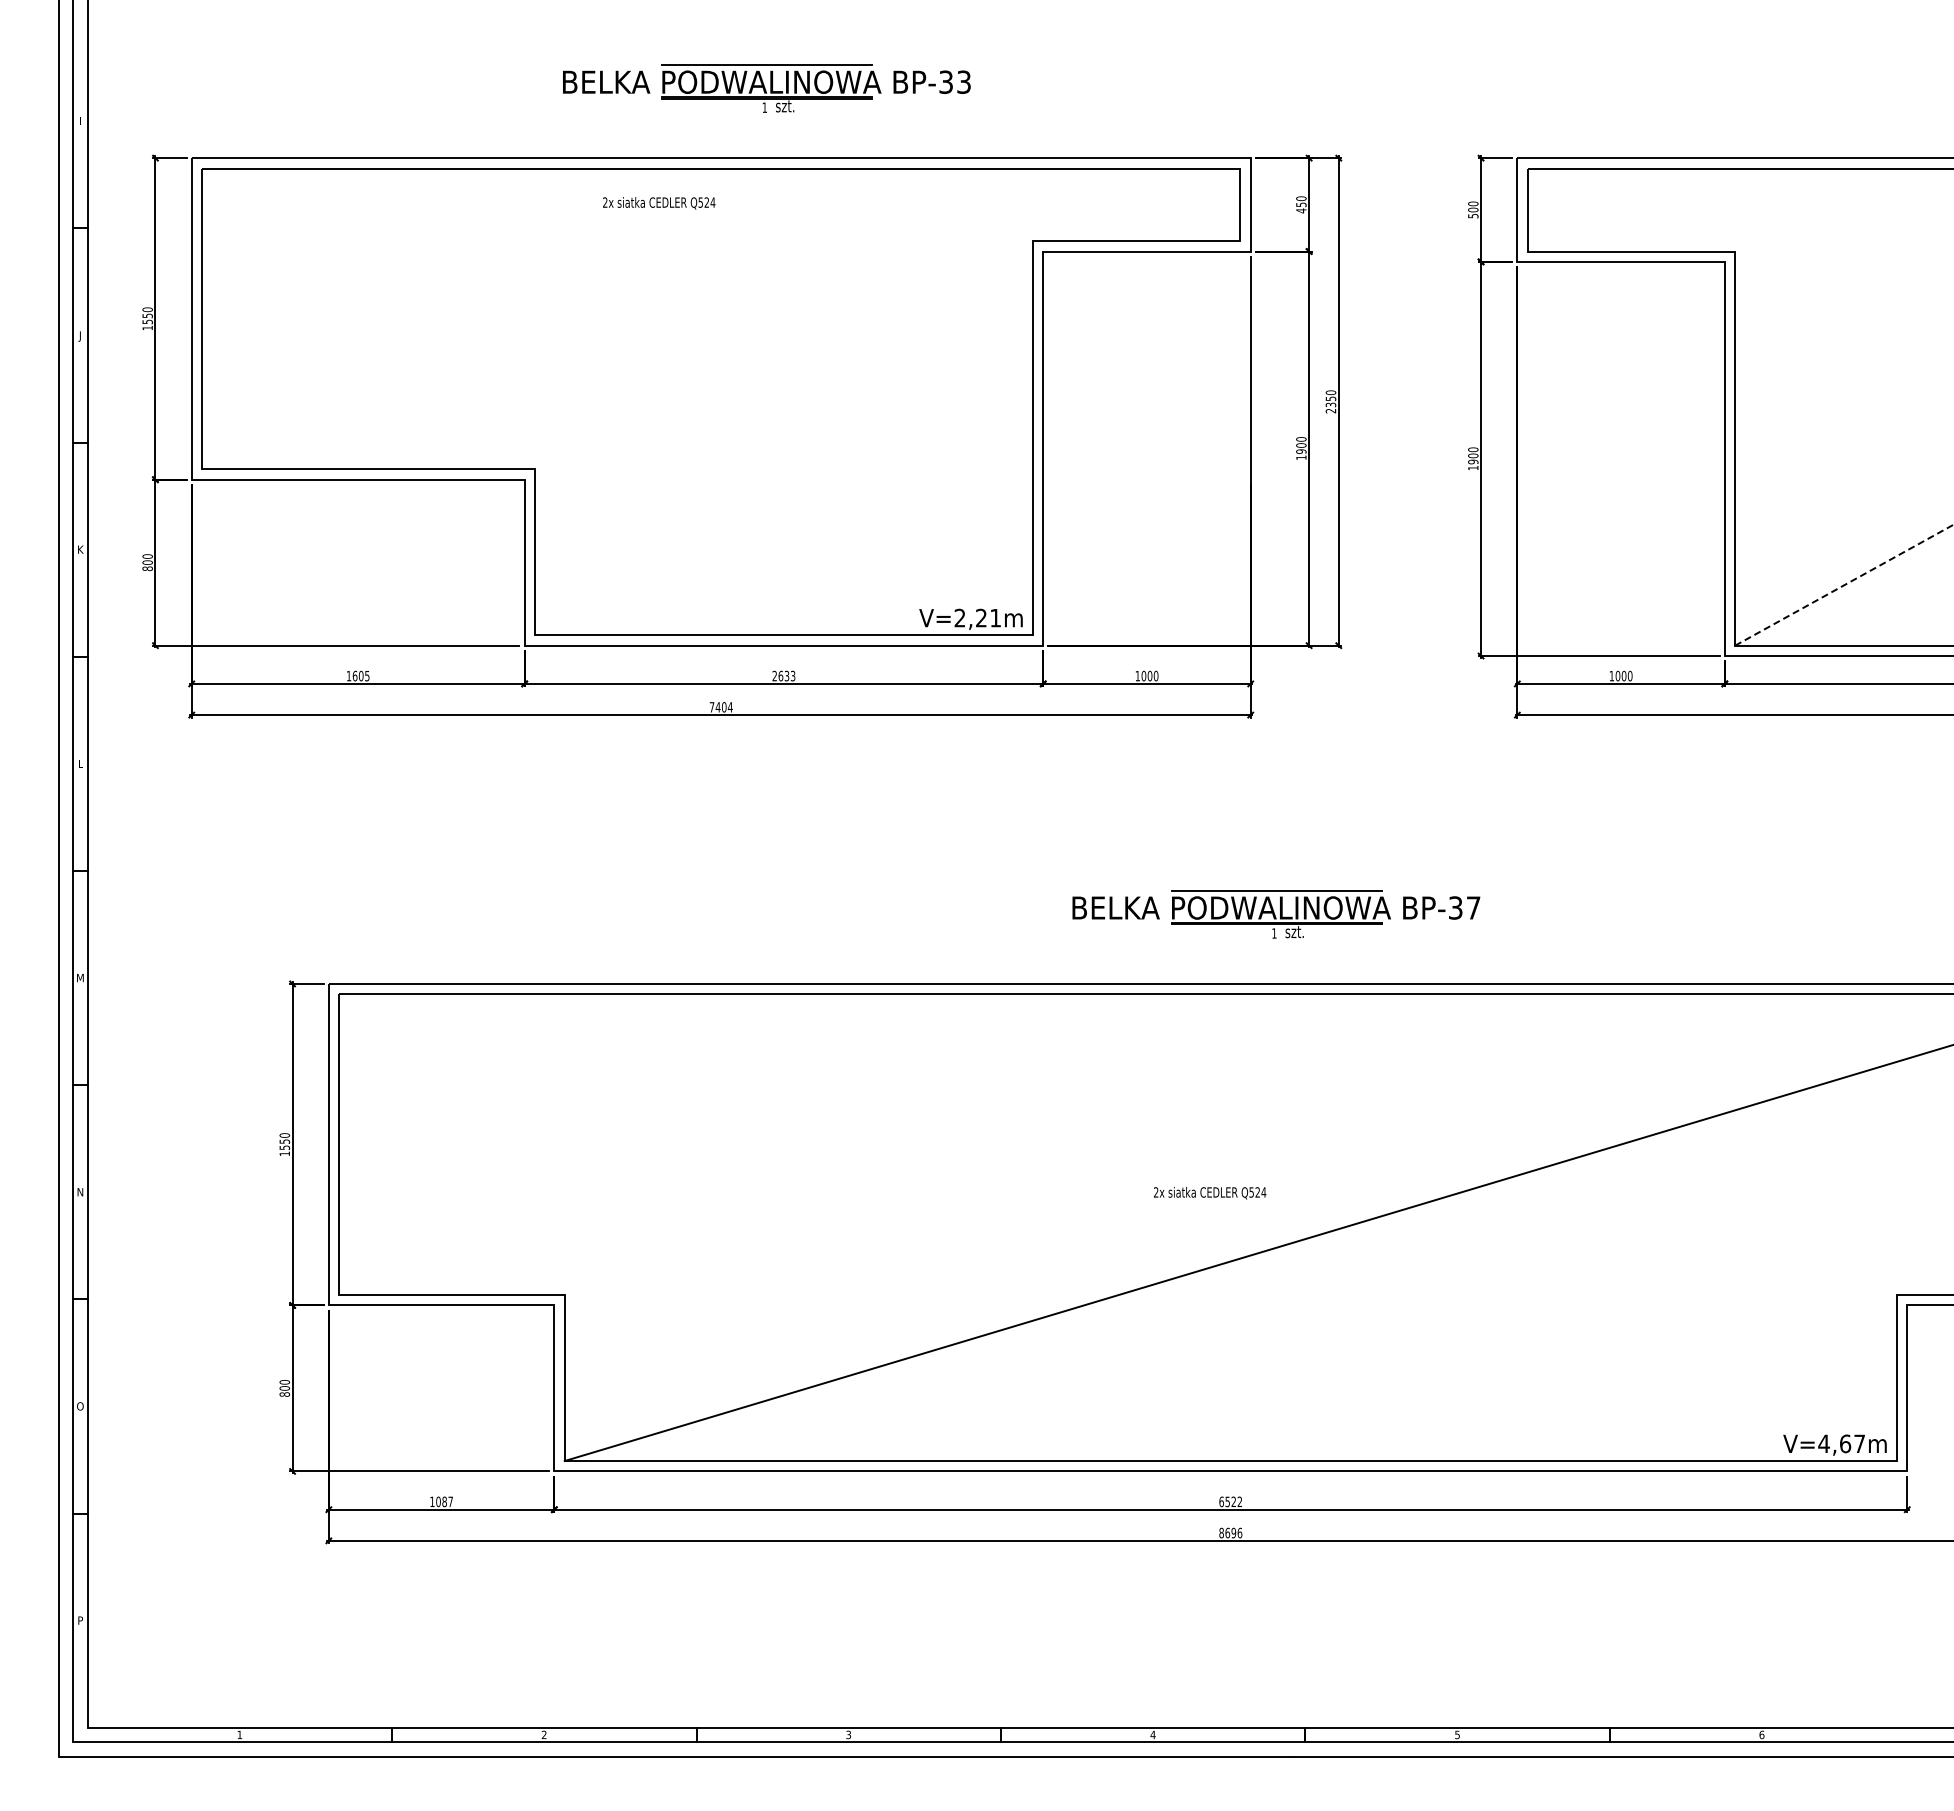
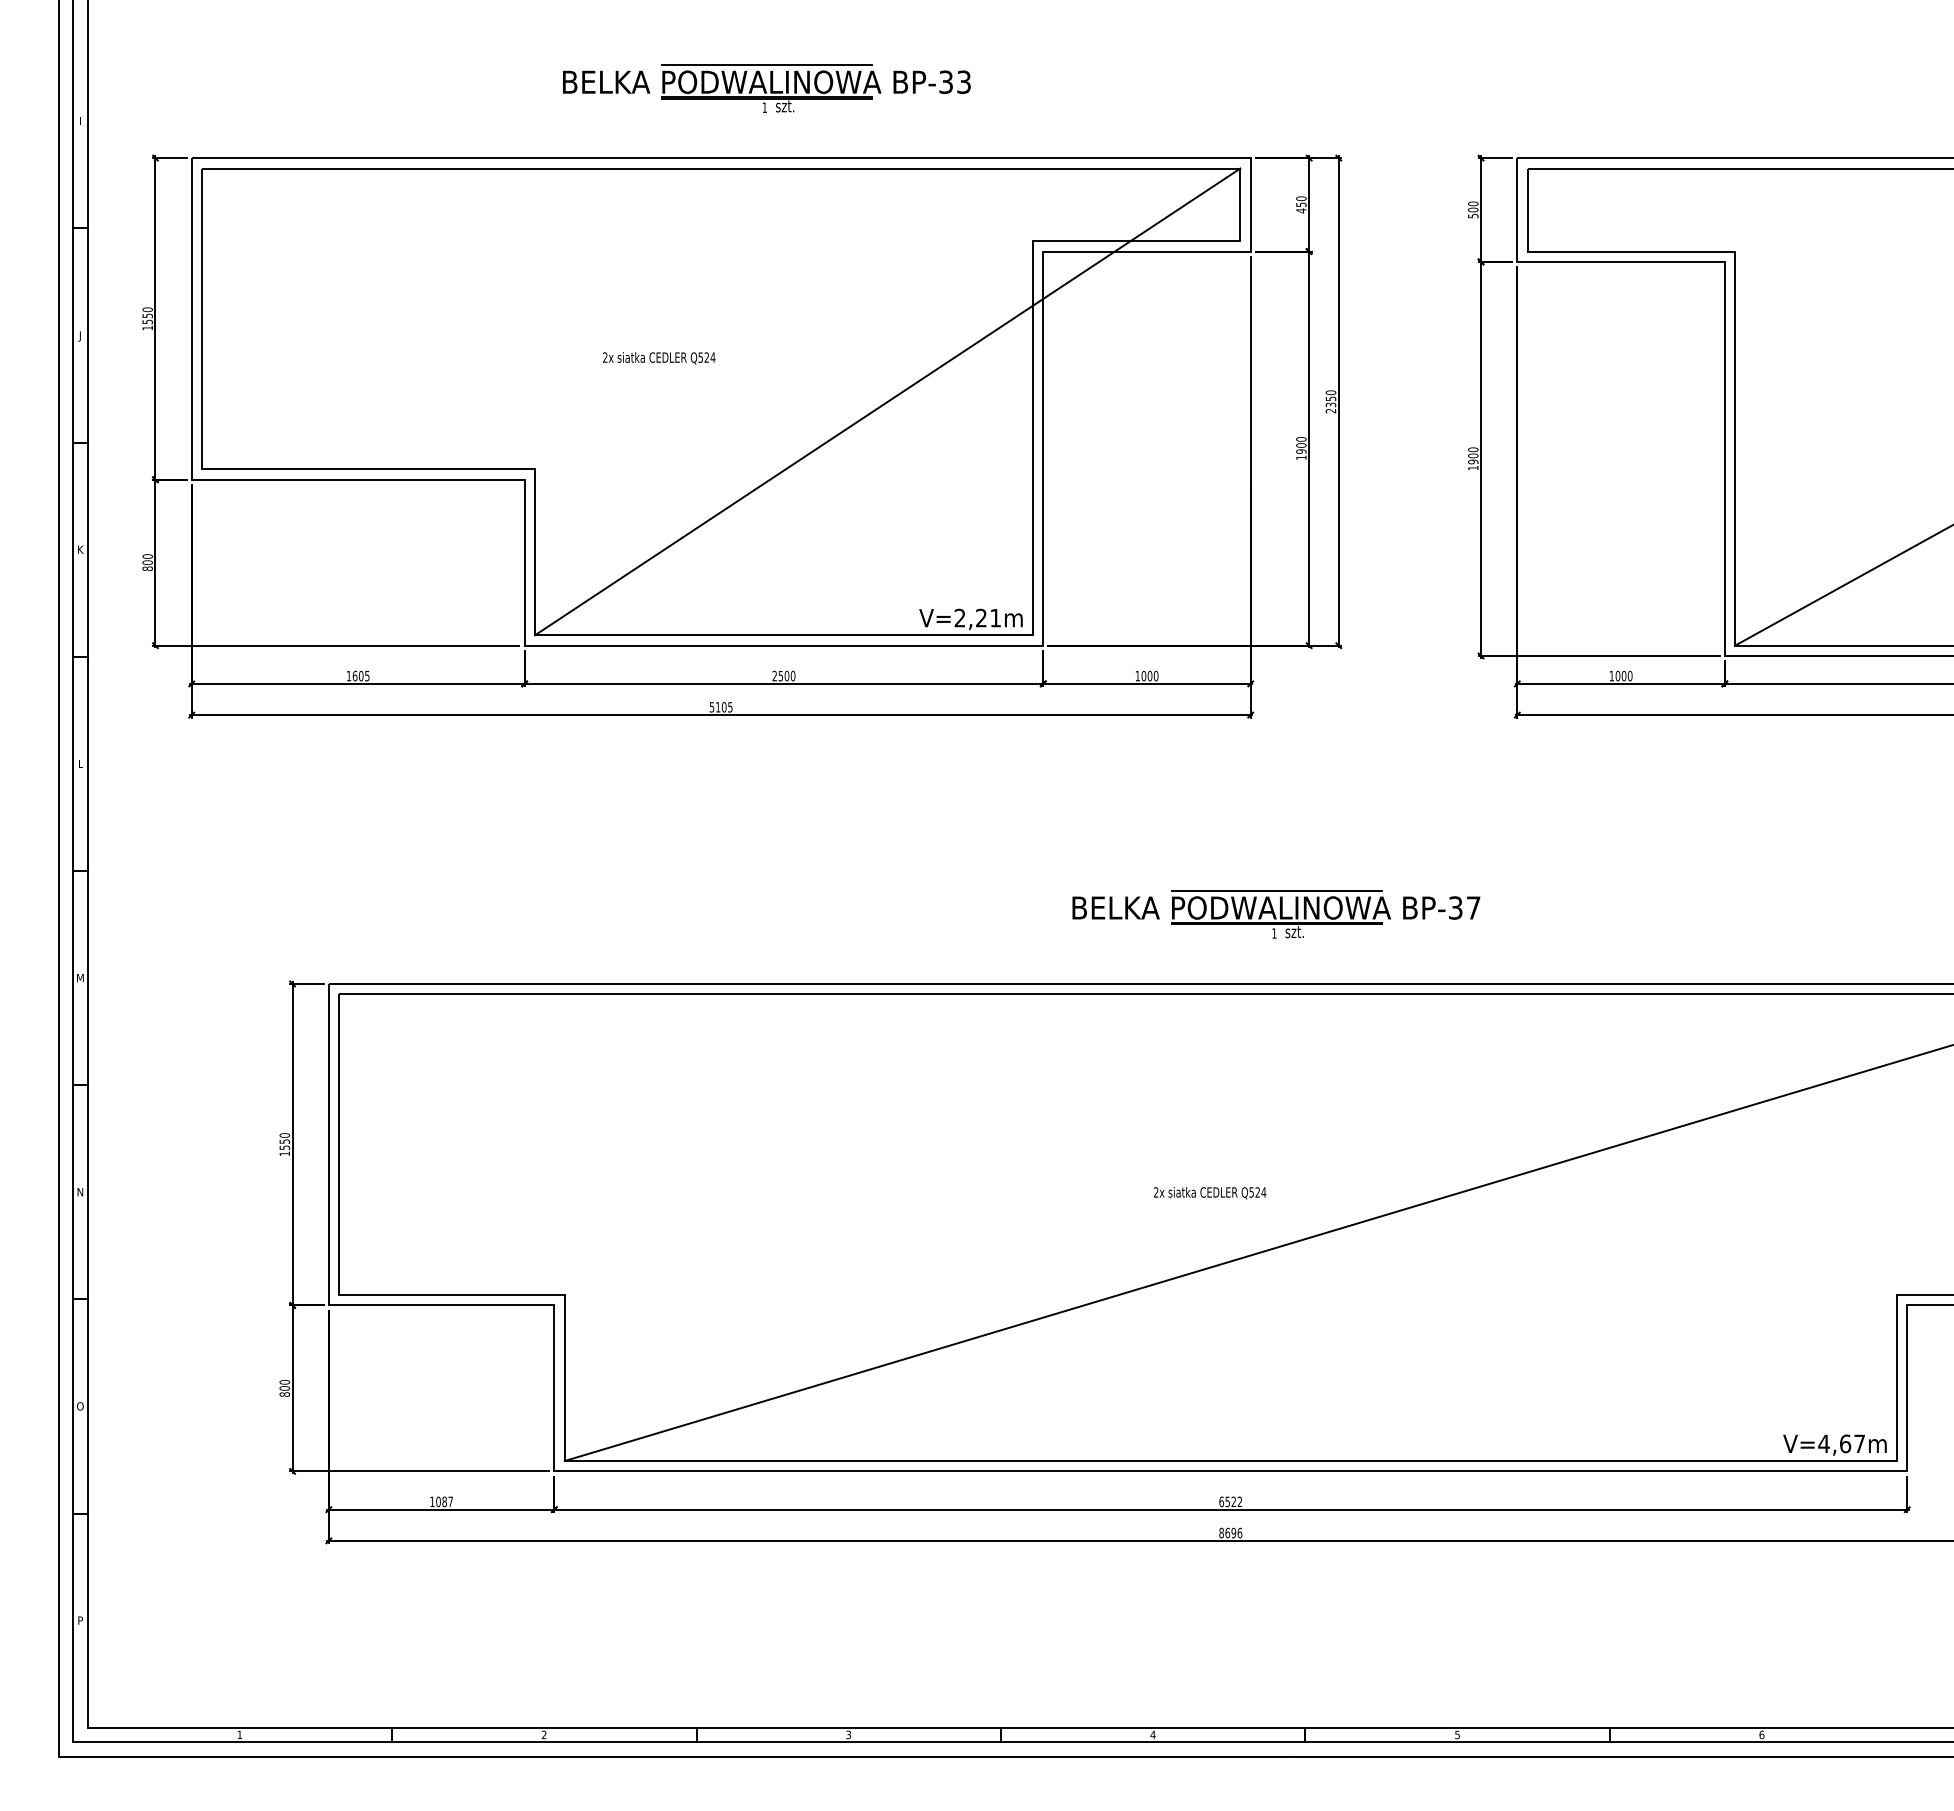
text position: (659, 203) -> (659, 358) (659, 358)
line: none -> present (887, 401)
line: dashed -> solid (1844, 585)
text: 2633 -> 2500 (786, 675)
text: 7404 -> 5105 (720, 707)
